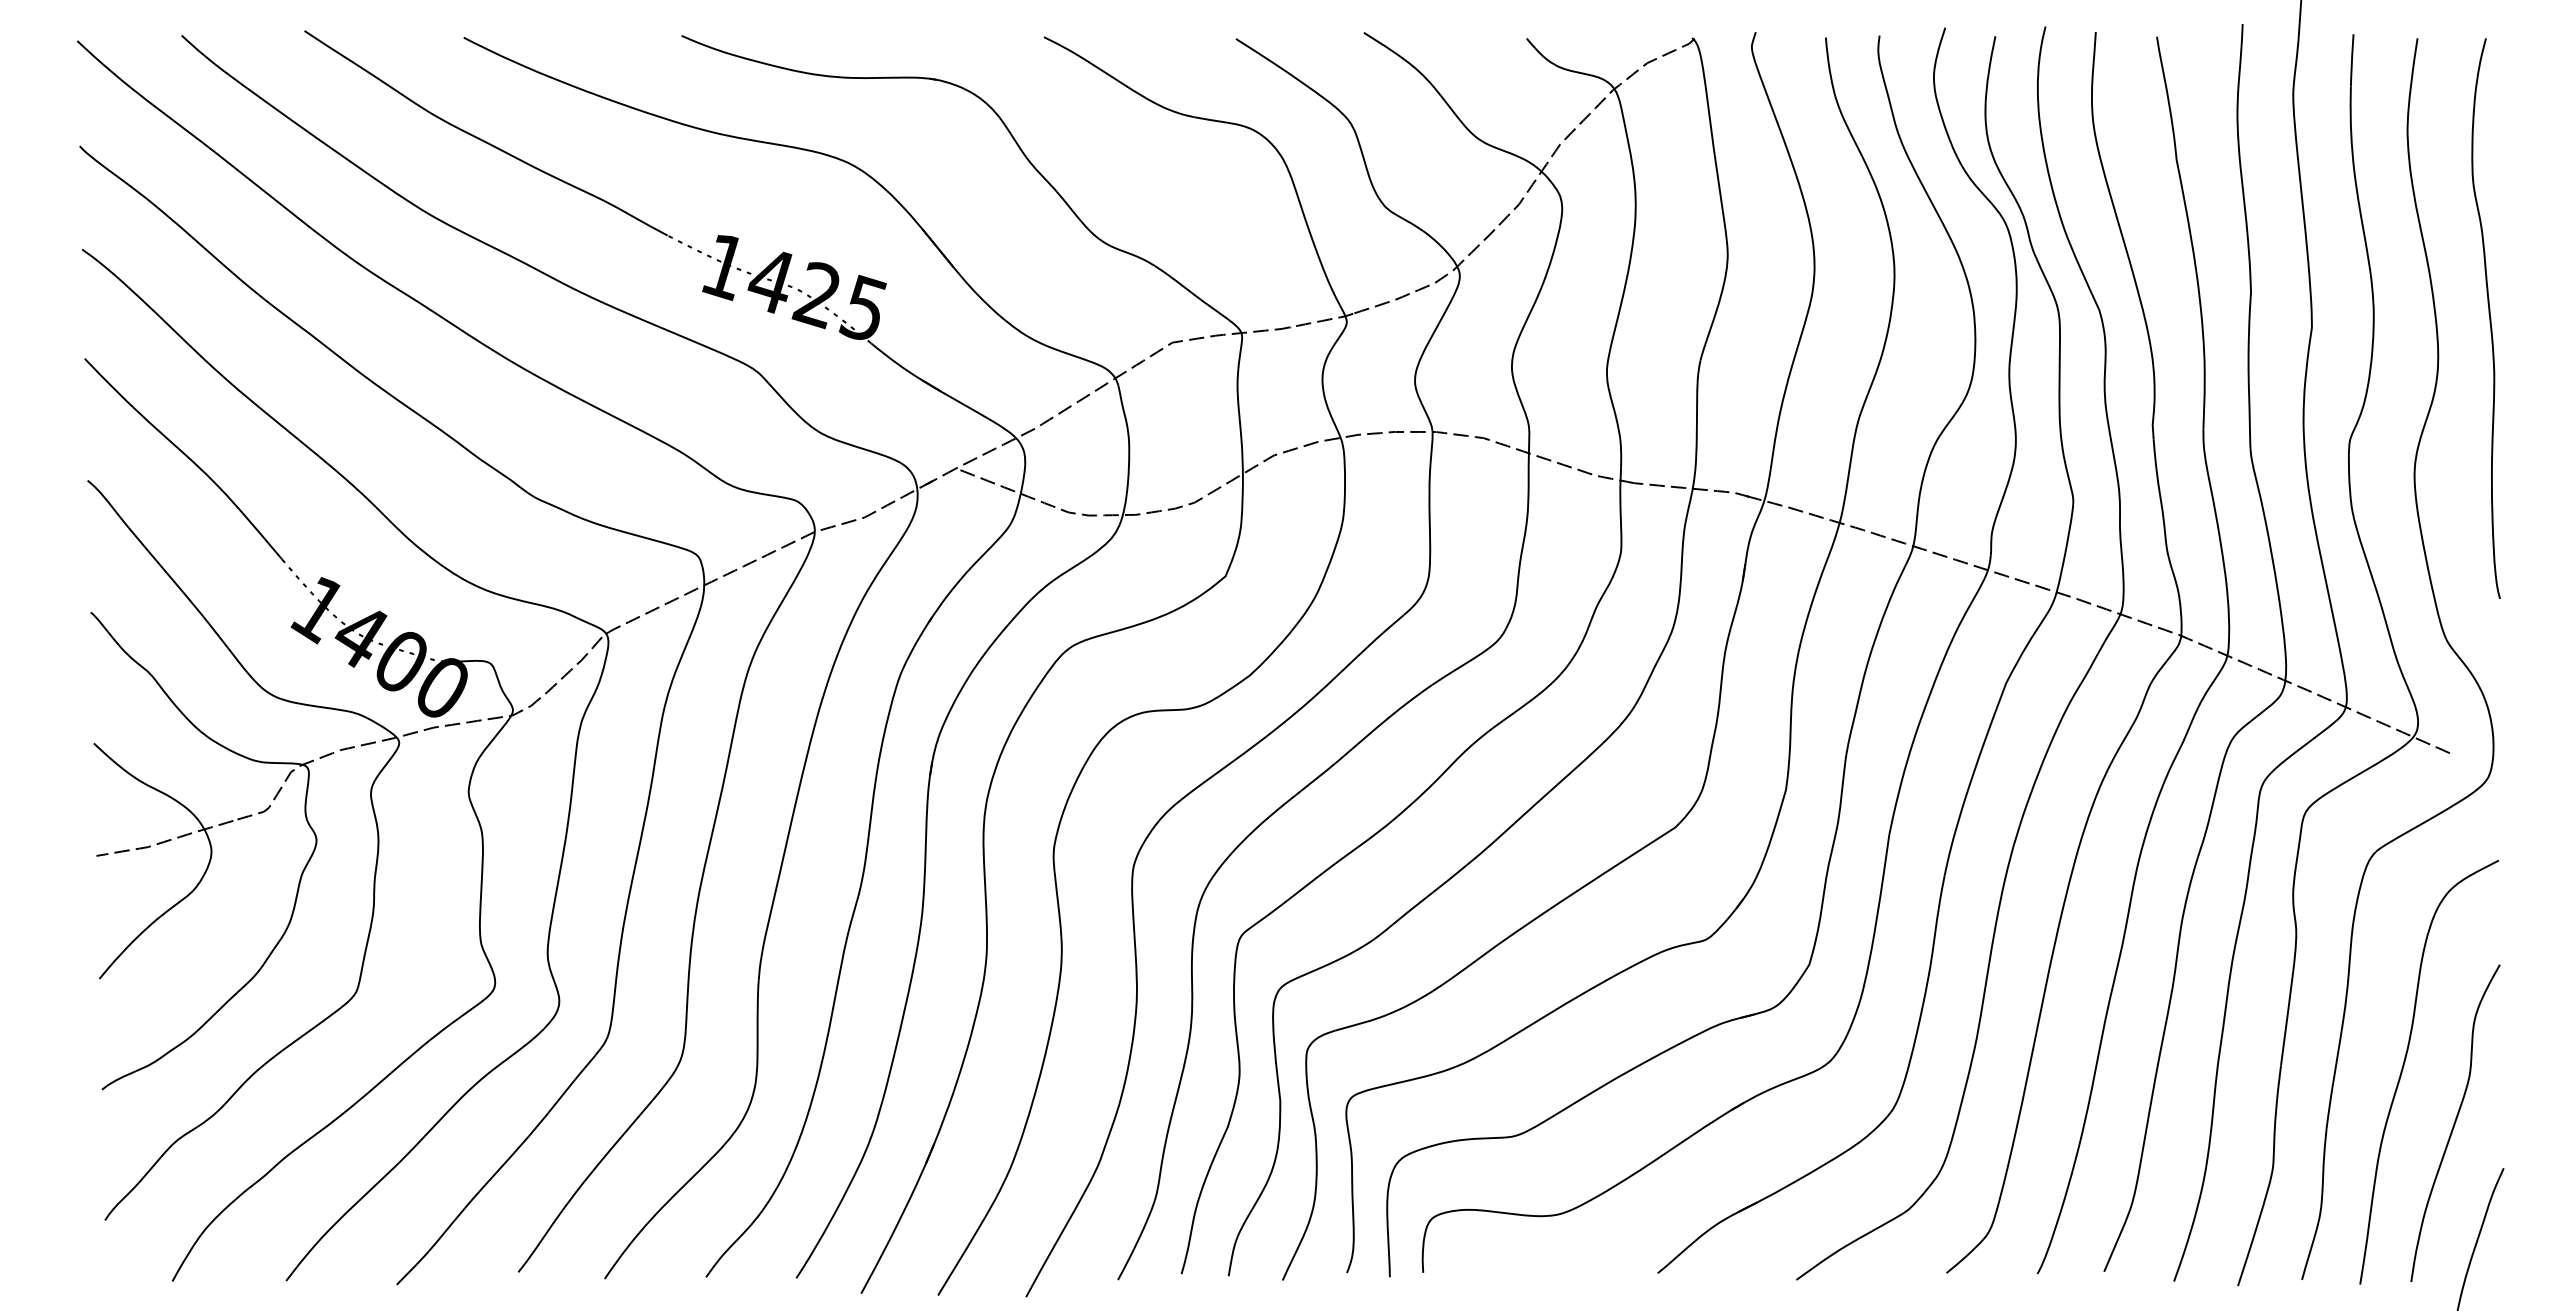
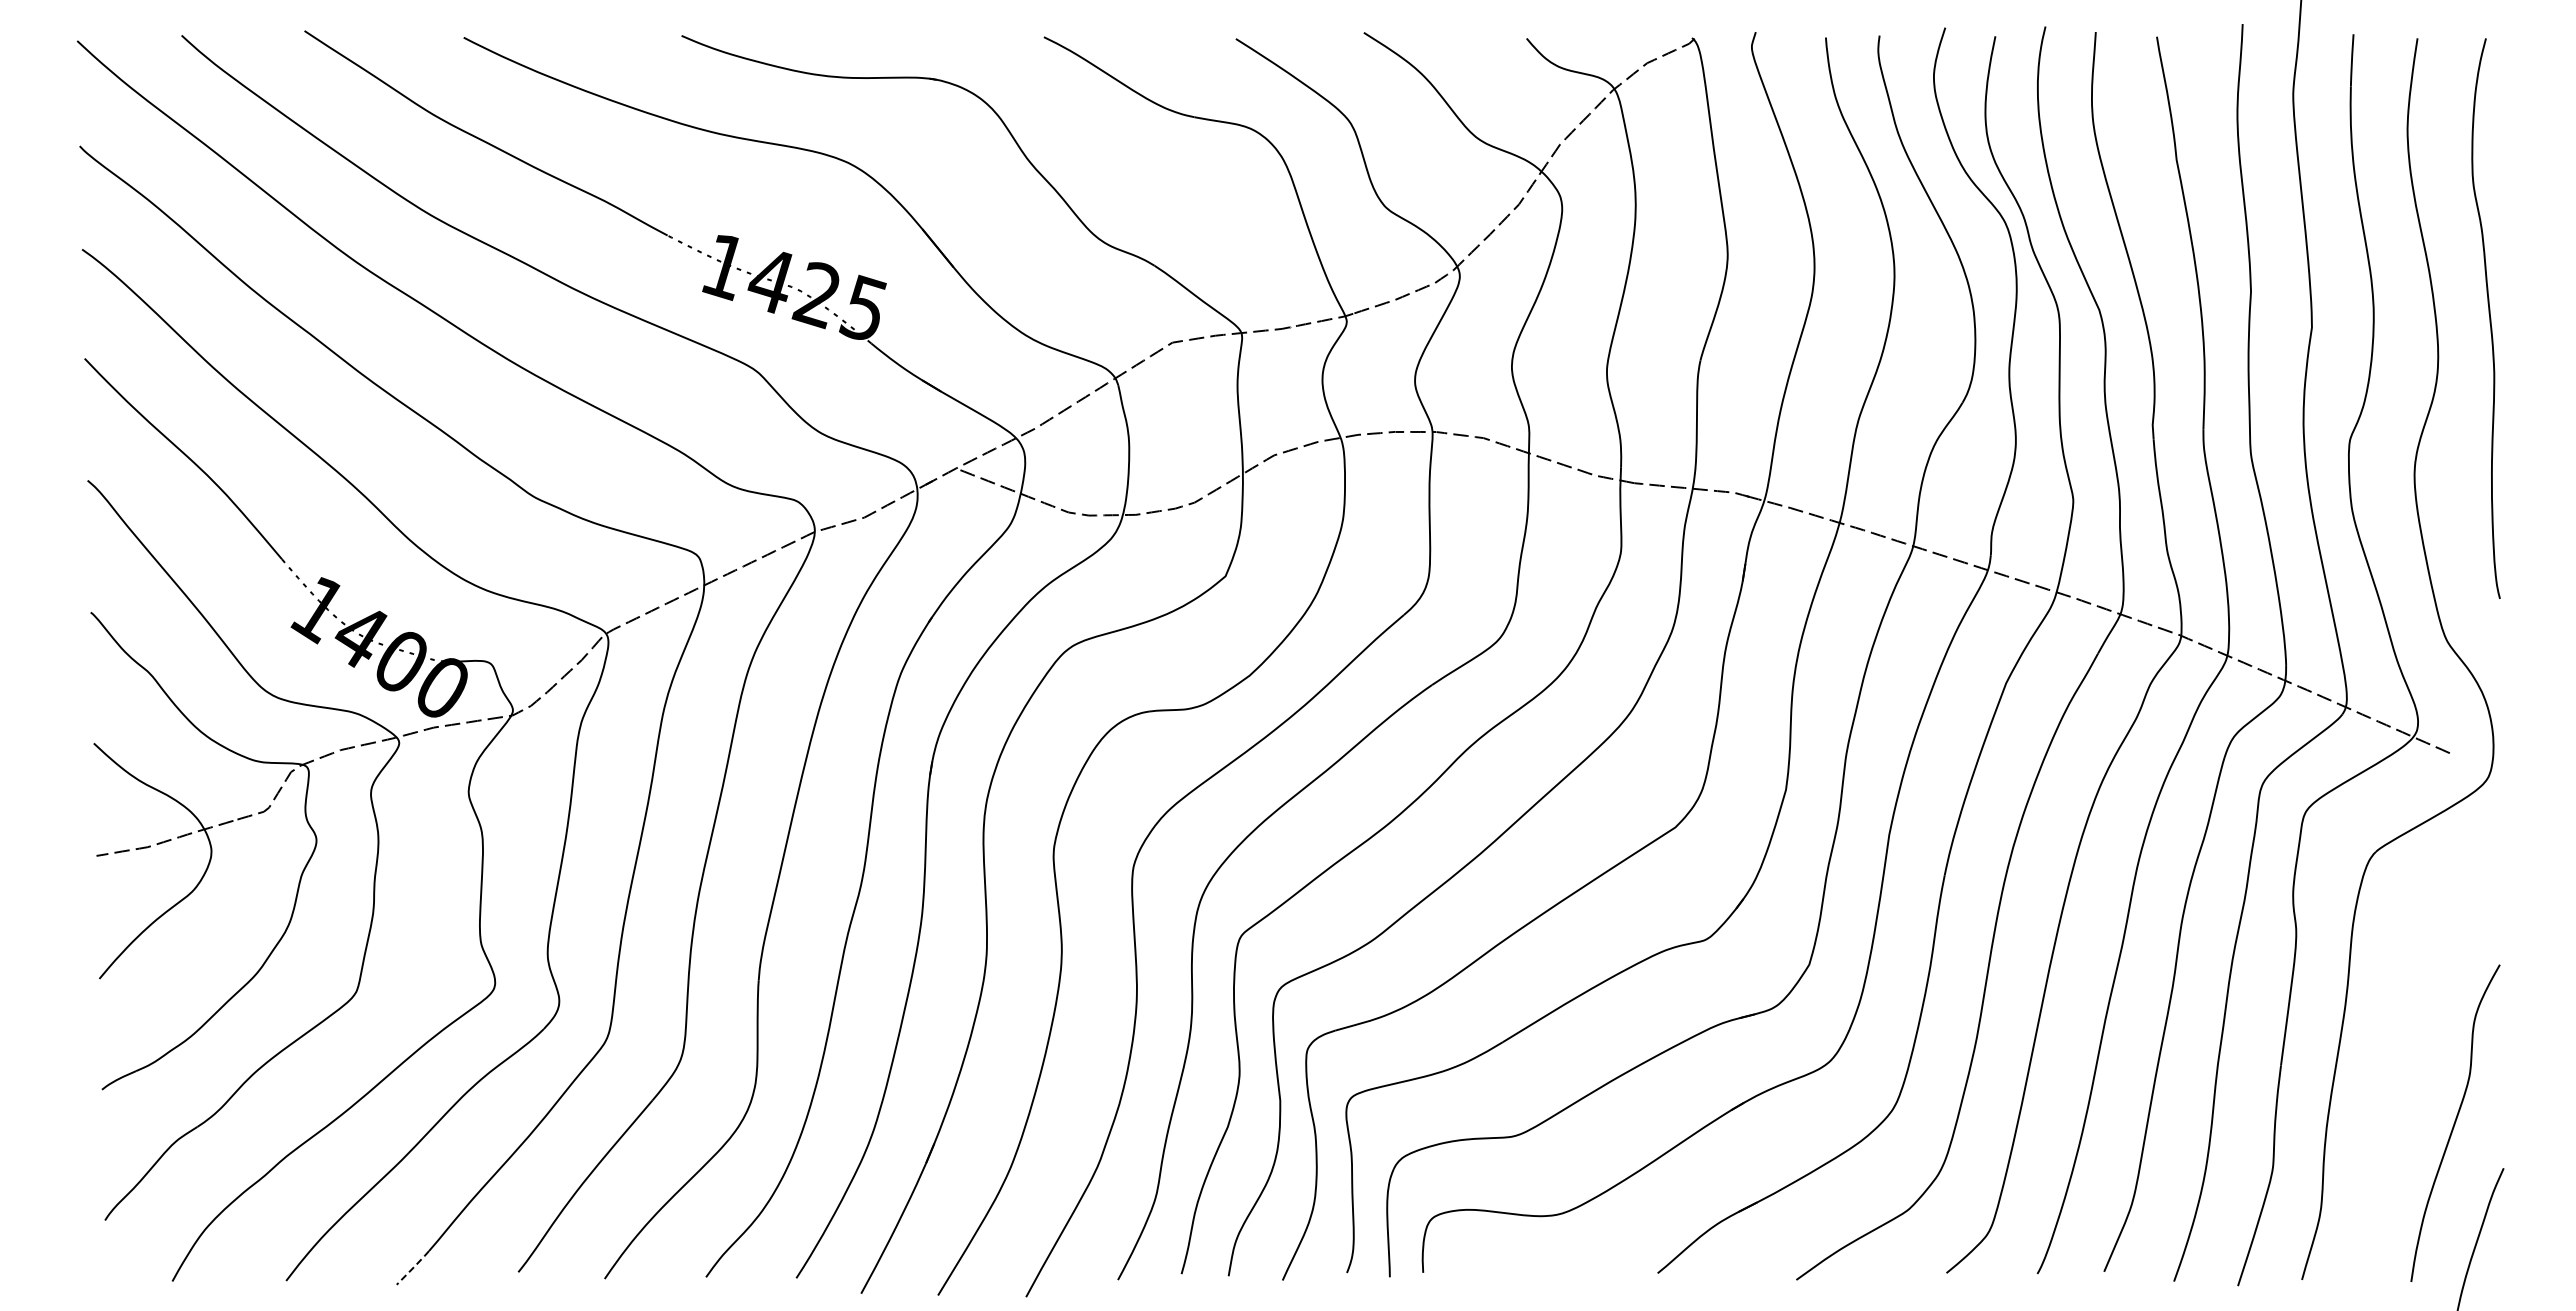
part: present -> none (2404, 1066)
line: solid -> dashed (413, 1267)
